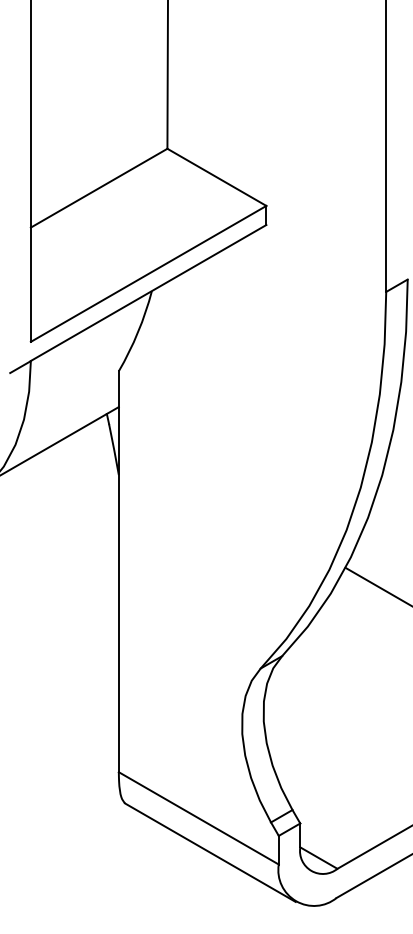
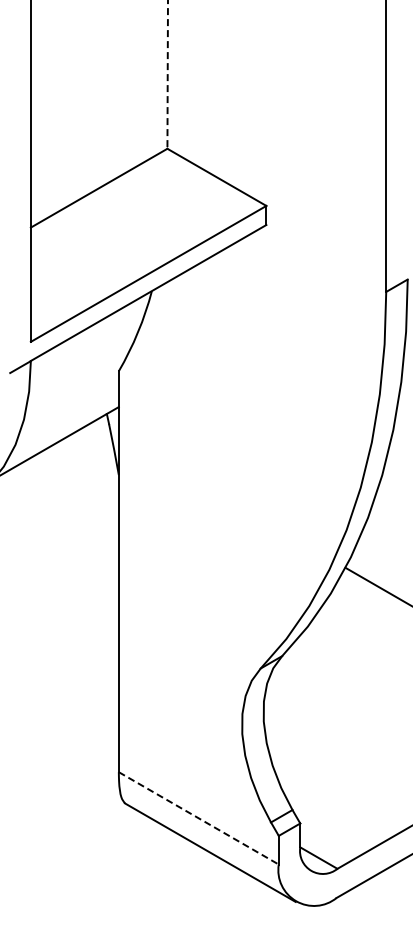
line: solid -> dashed (167, 74)
line: solid -> dashed (199, 818)
